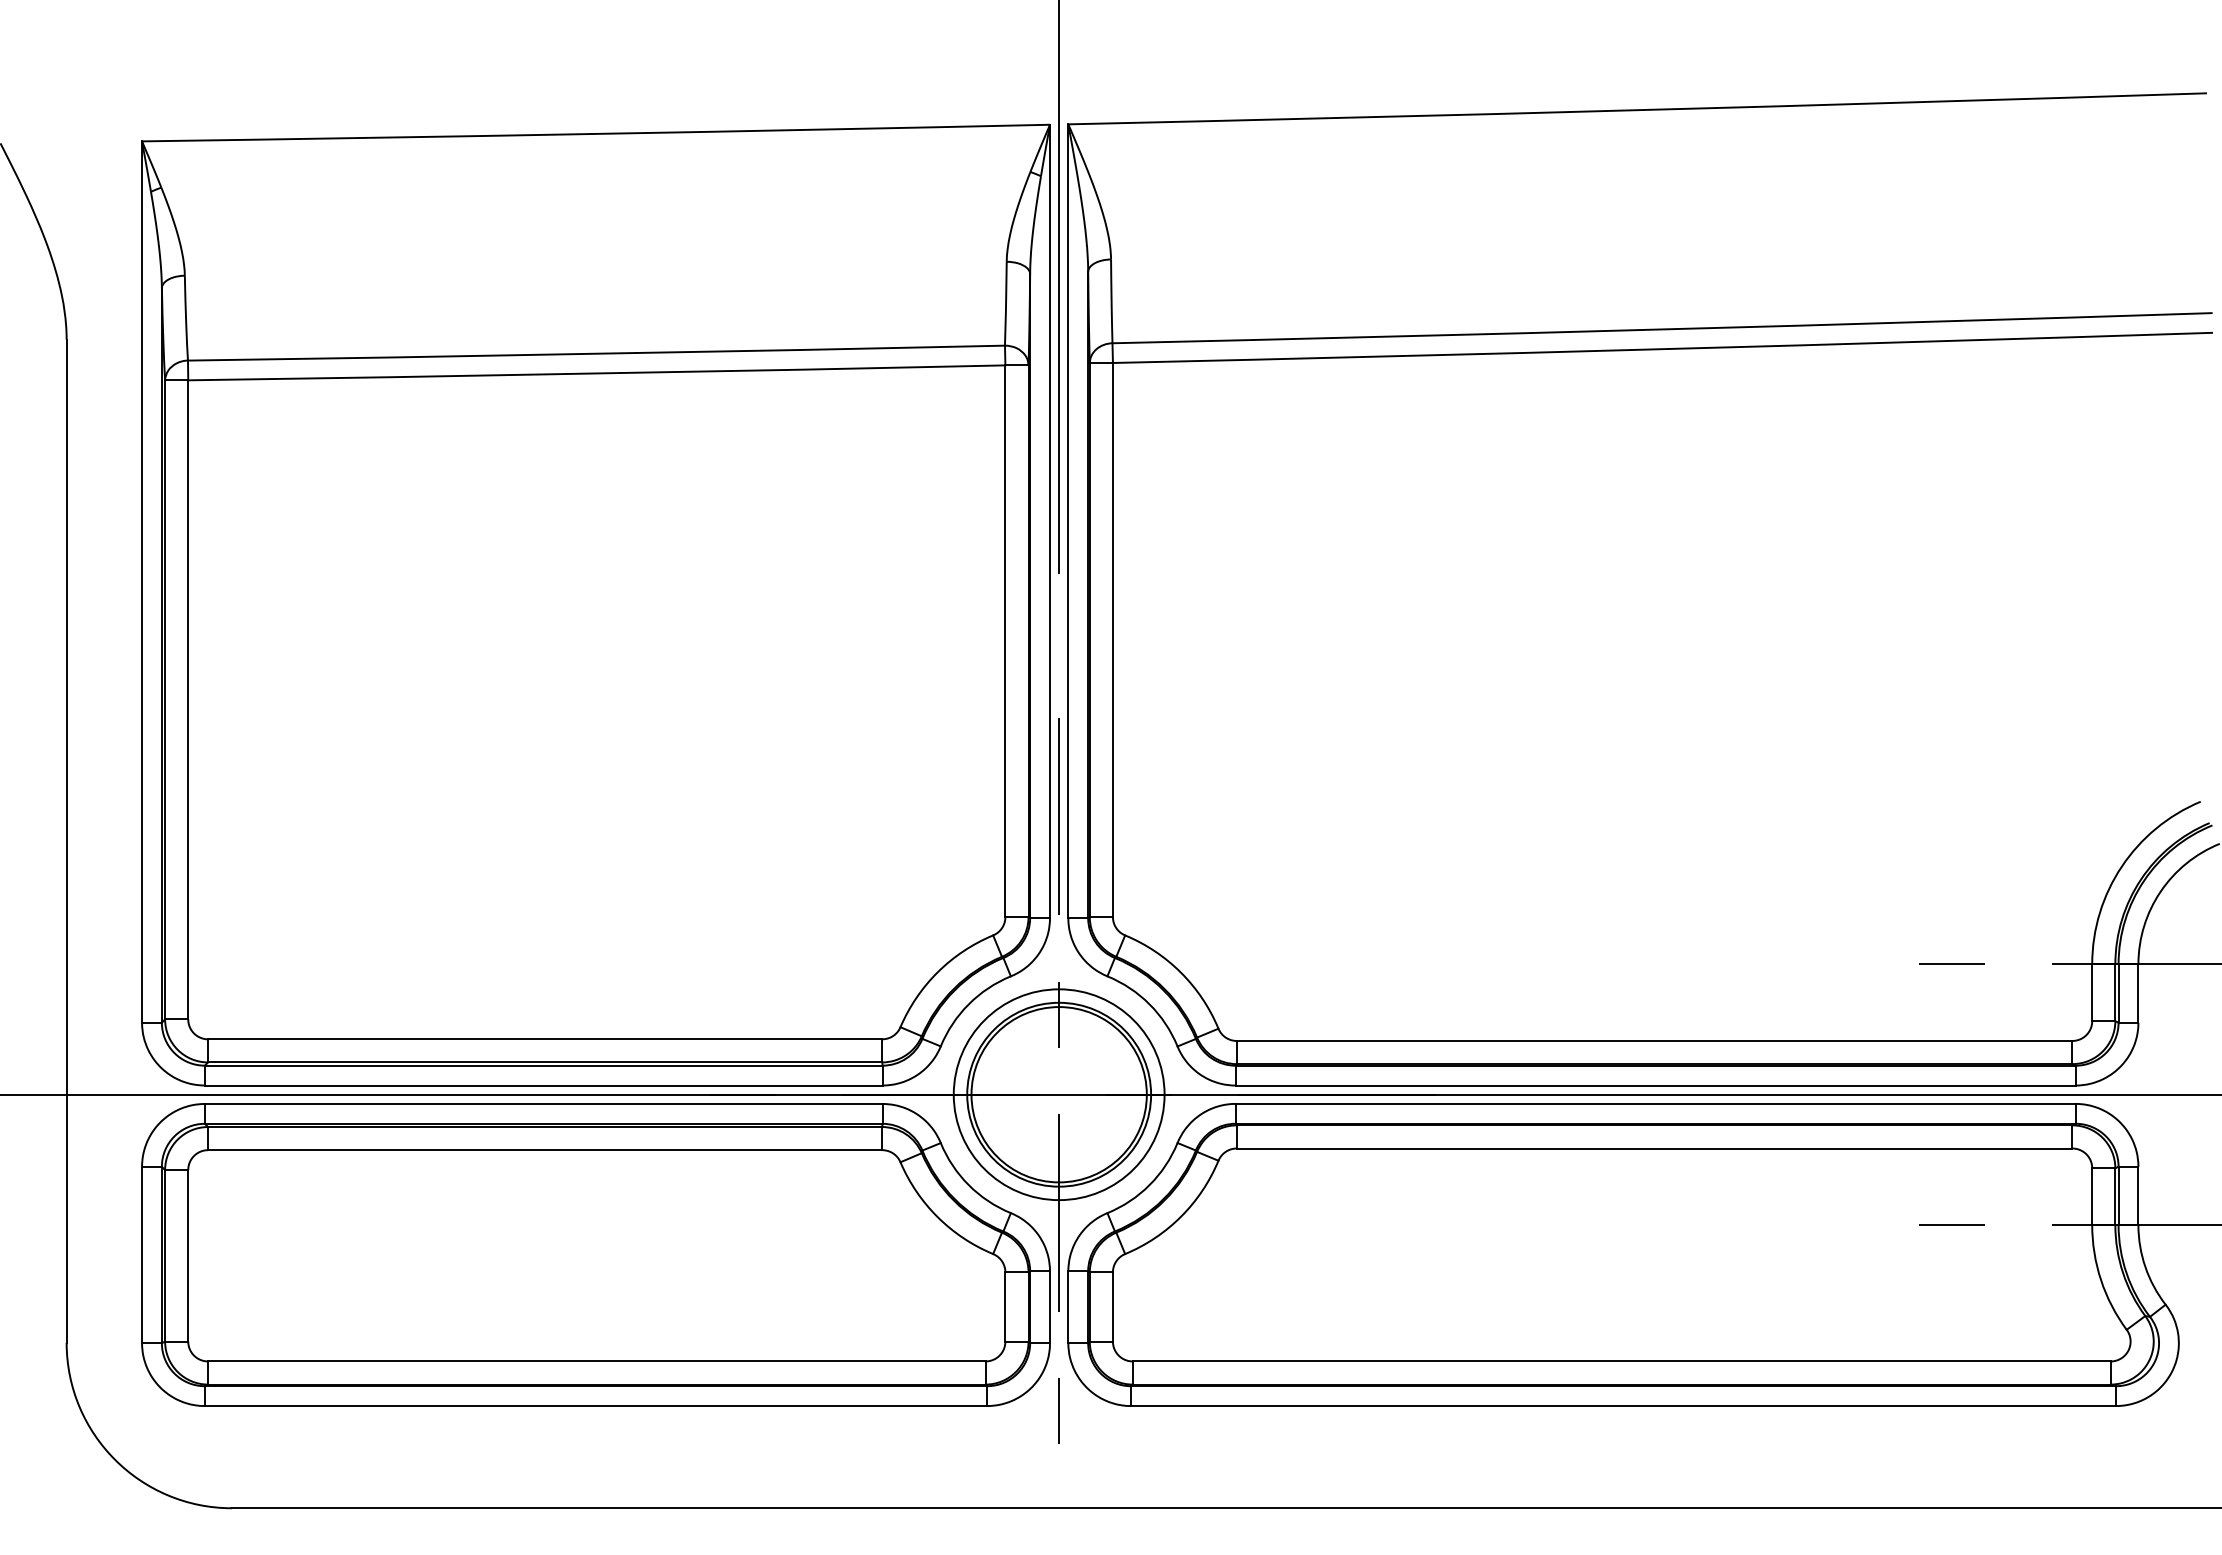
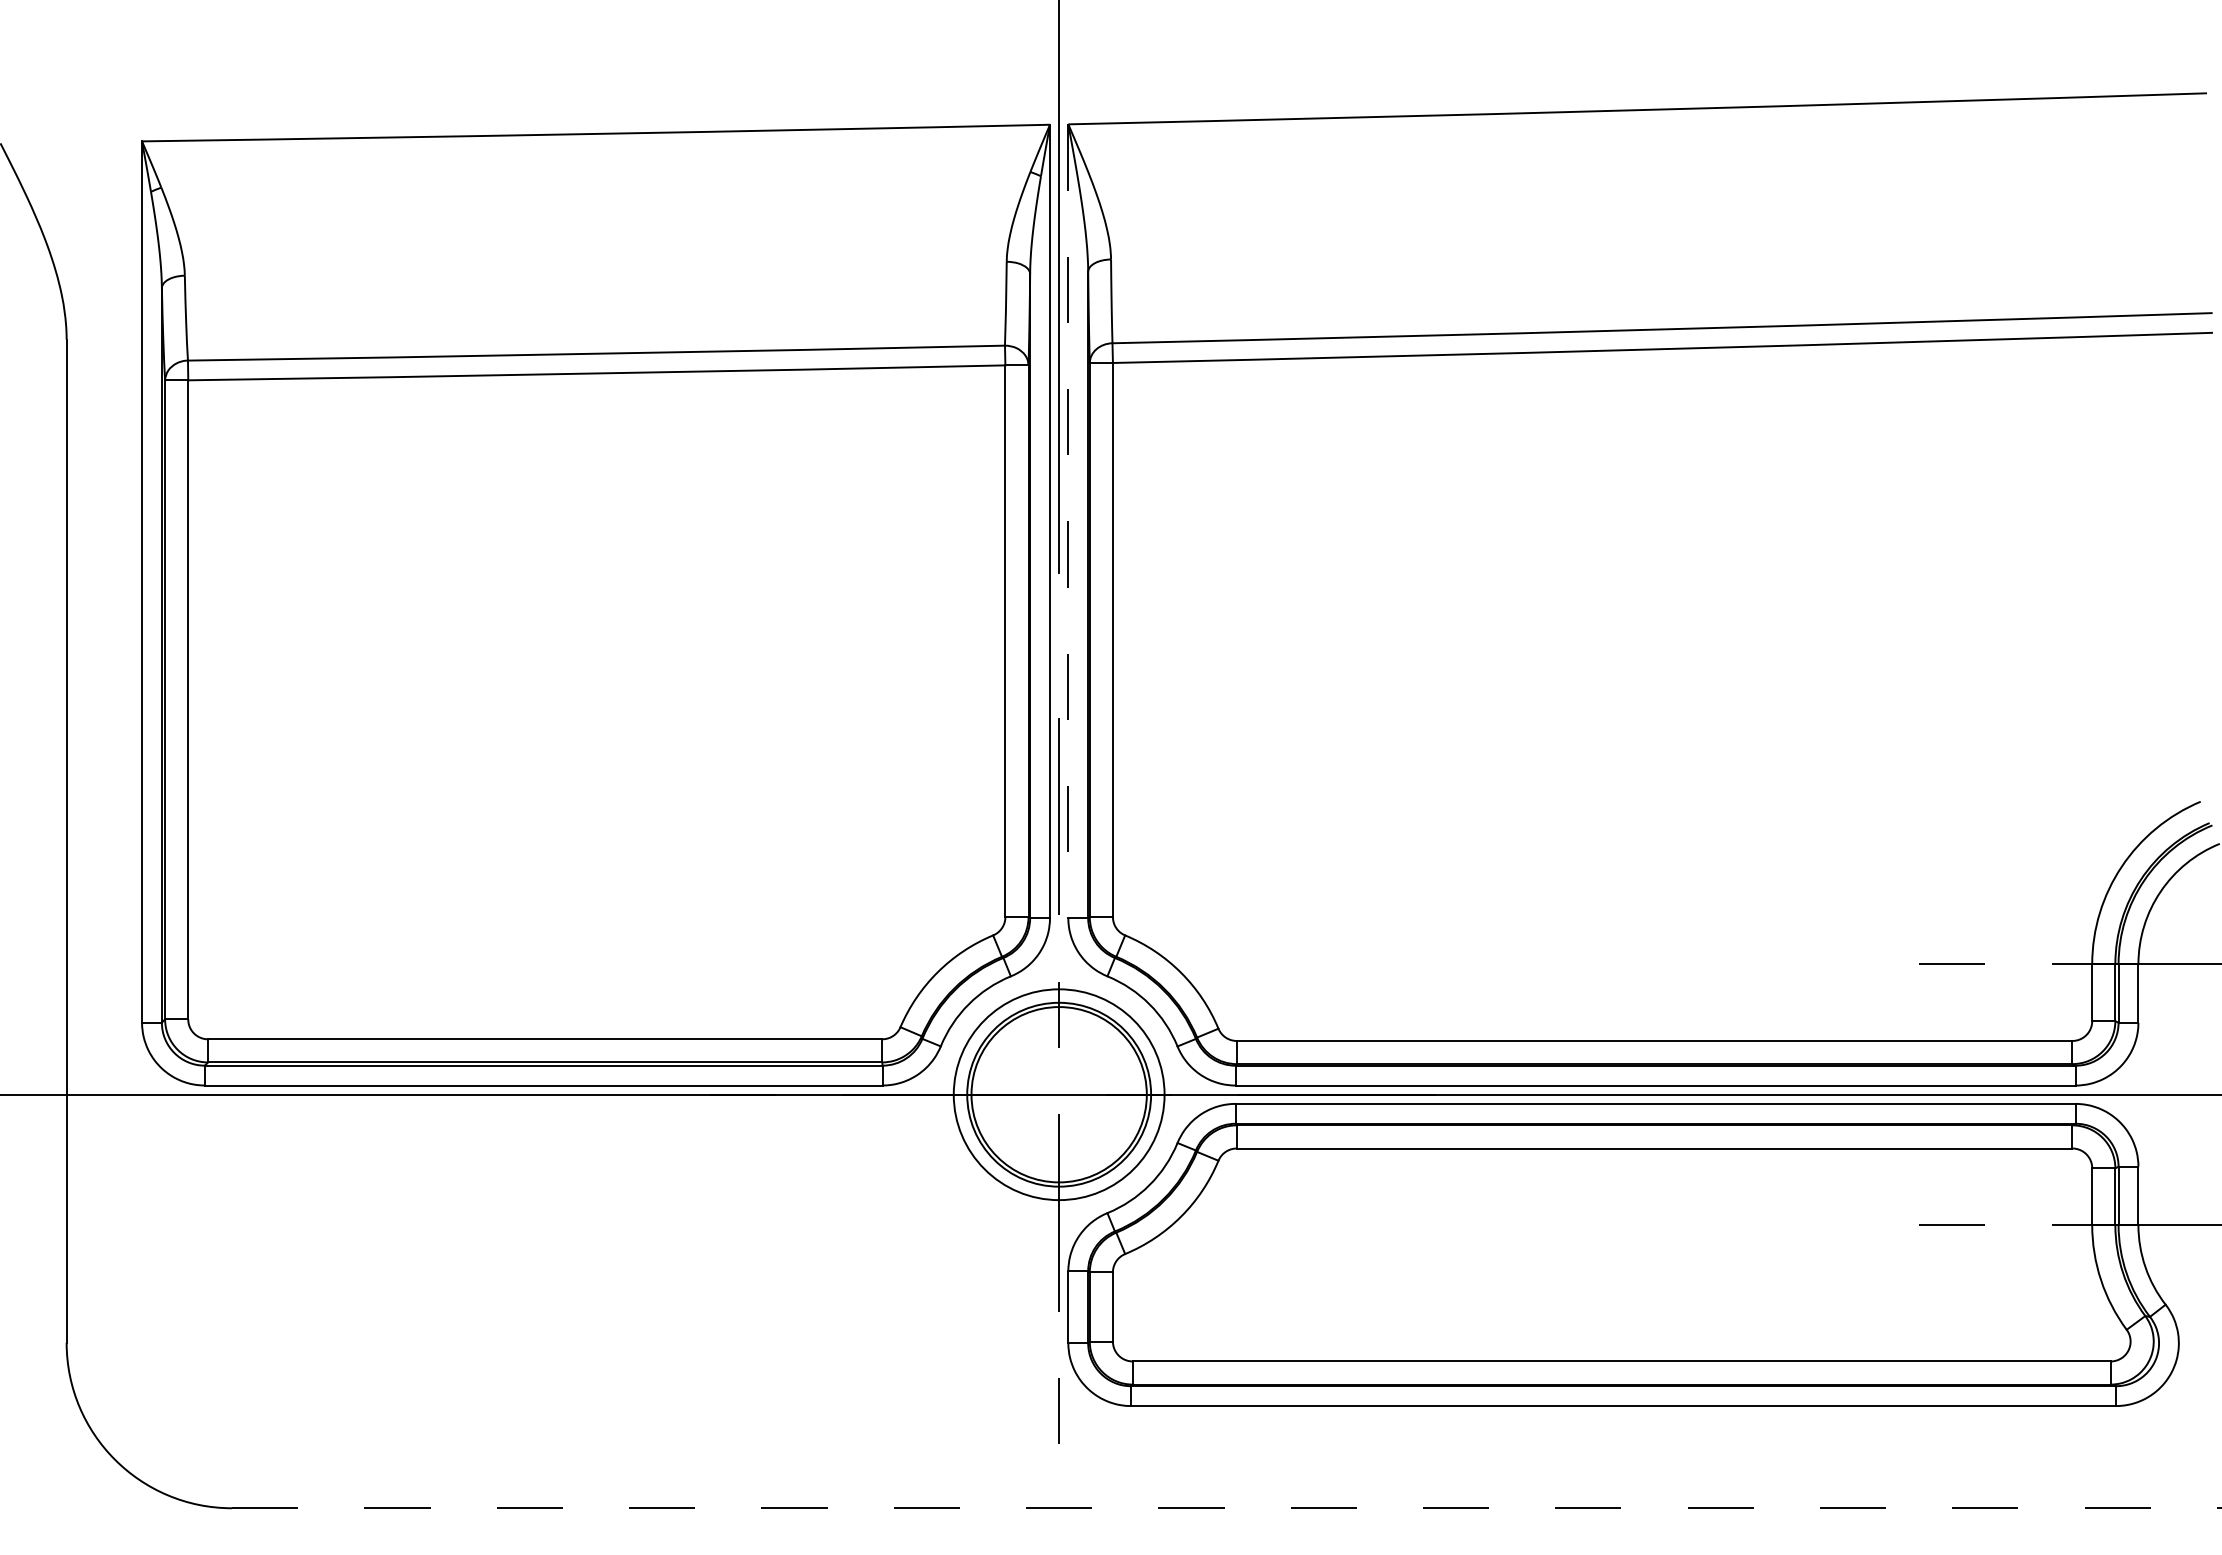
line: solid -> dashed (1068, 521)
part: present -> none (595, 1254)
line: solid -> dashed (1226, 1508)
